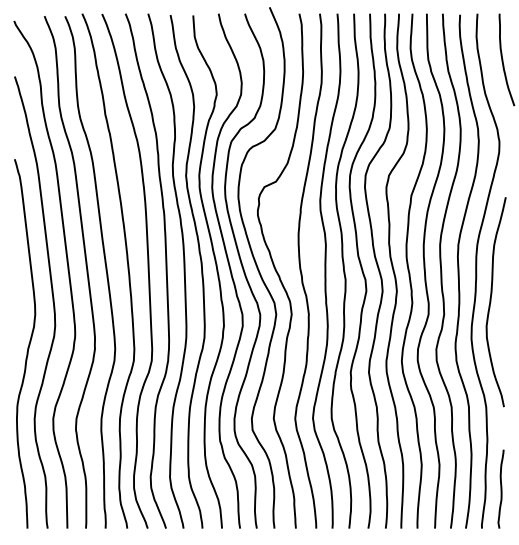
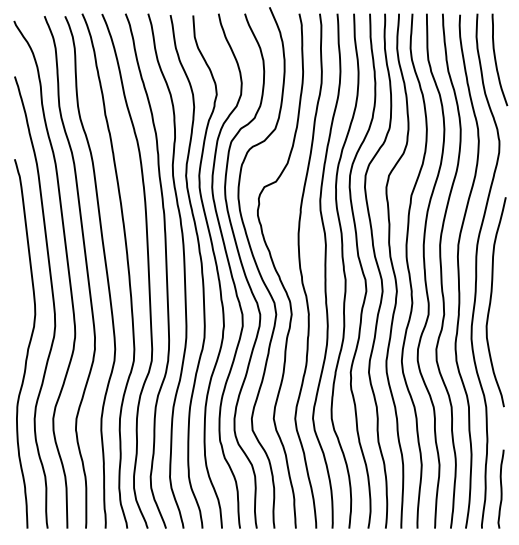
curve position: (503, 59) -> (496, 59) (496, 59)
